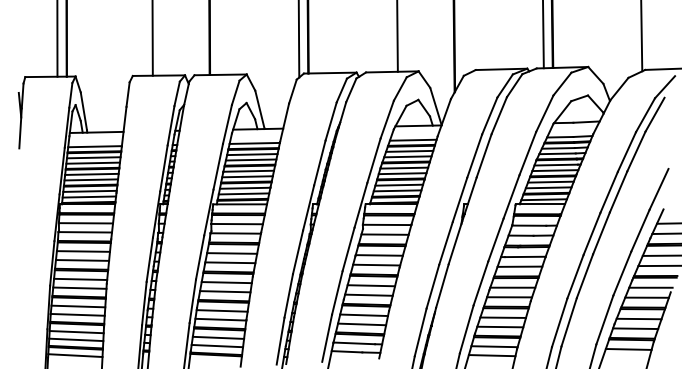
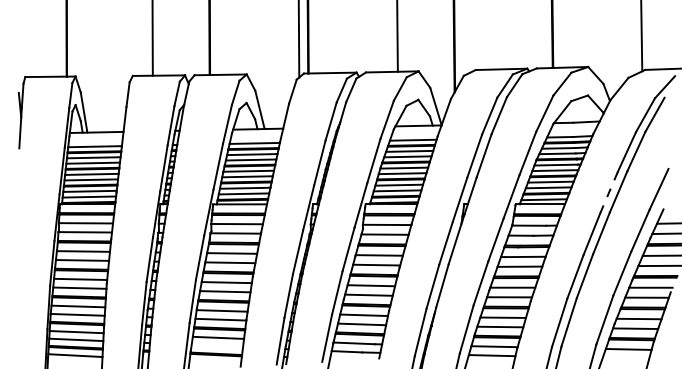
line: present -> none (543, 35)
line: present -> none (57, 39)
line: solid -> dashed (608, 192)
line: present -> none (217, 345)
